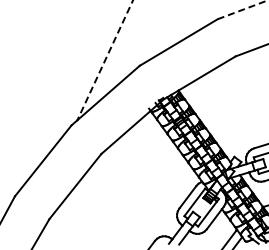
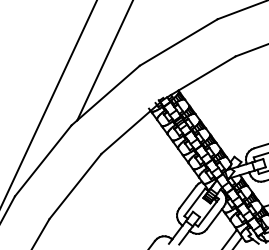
line: dashed -> solid (243, 9)
line: dashed -> solid (105, 60)
line: none -> present (48, 103)
